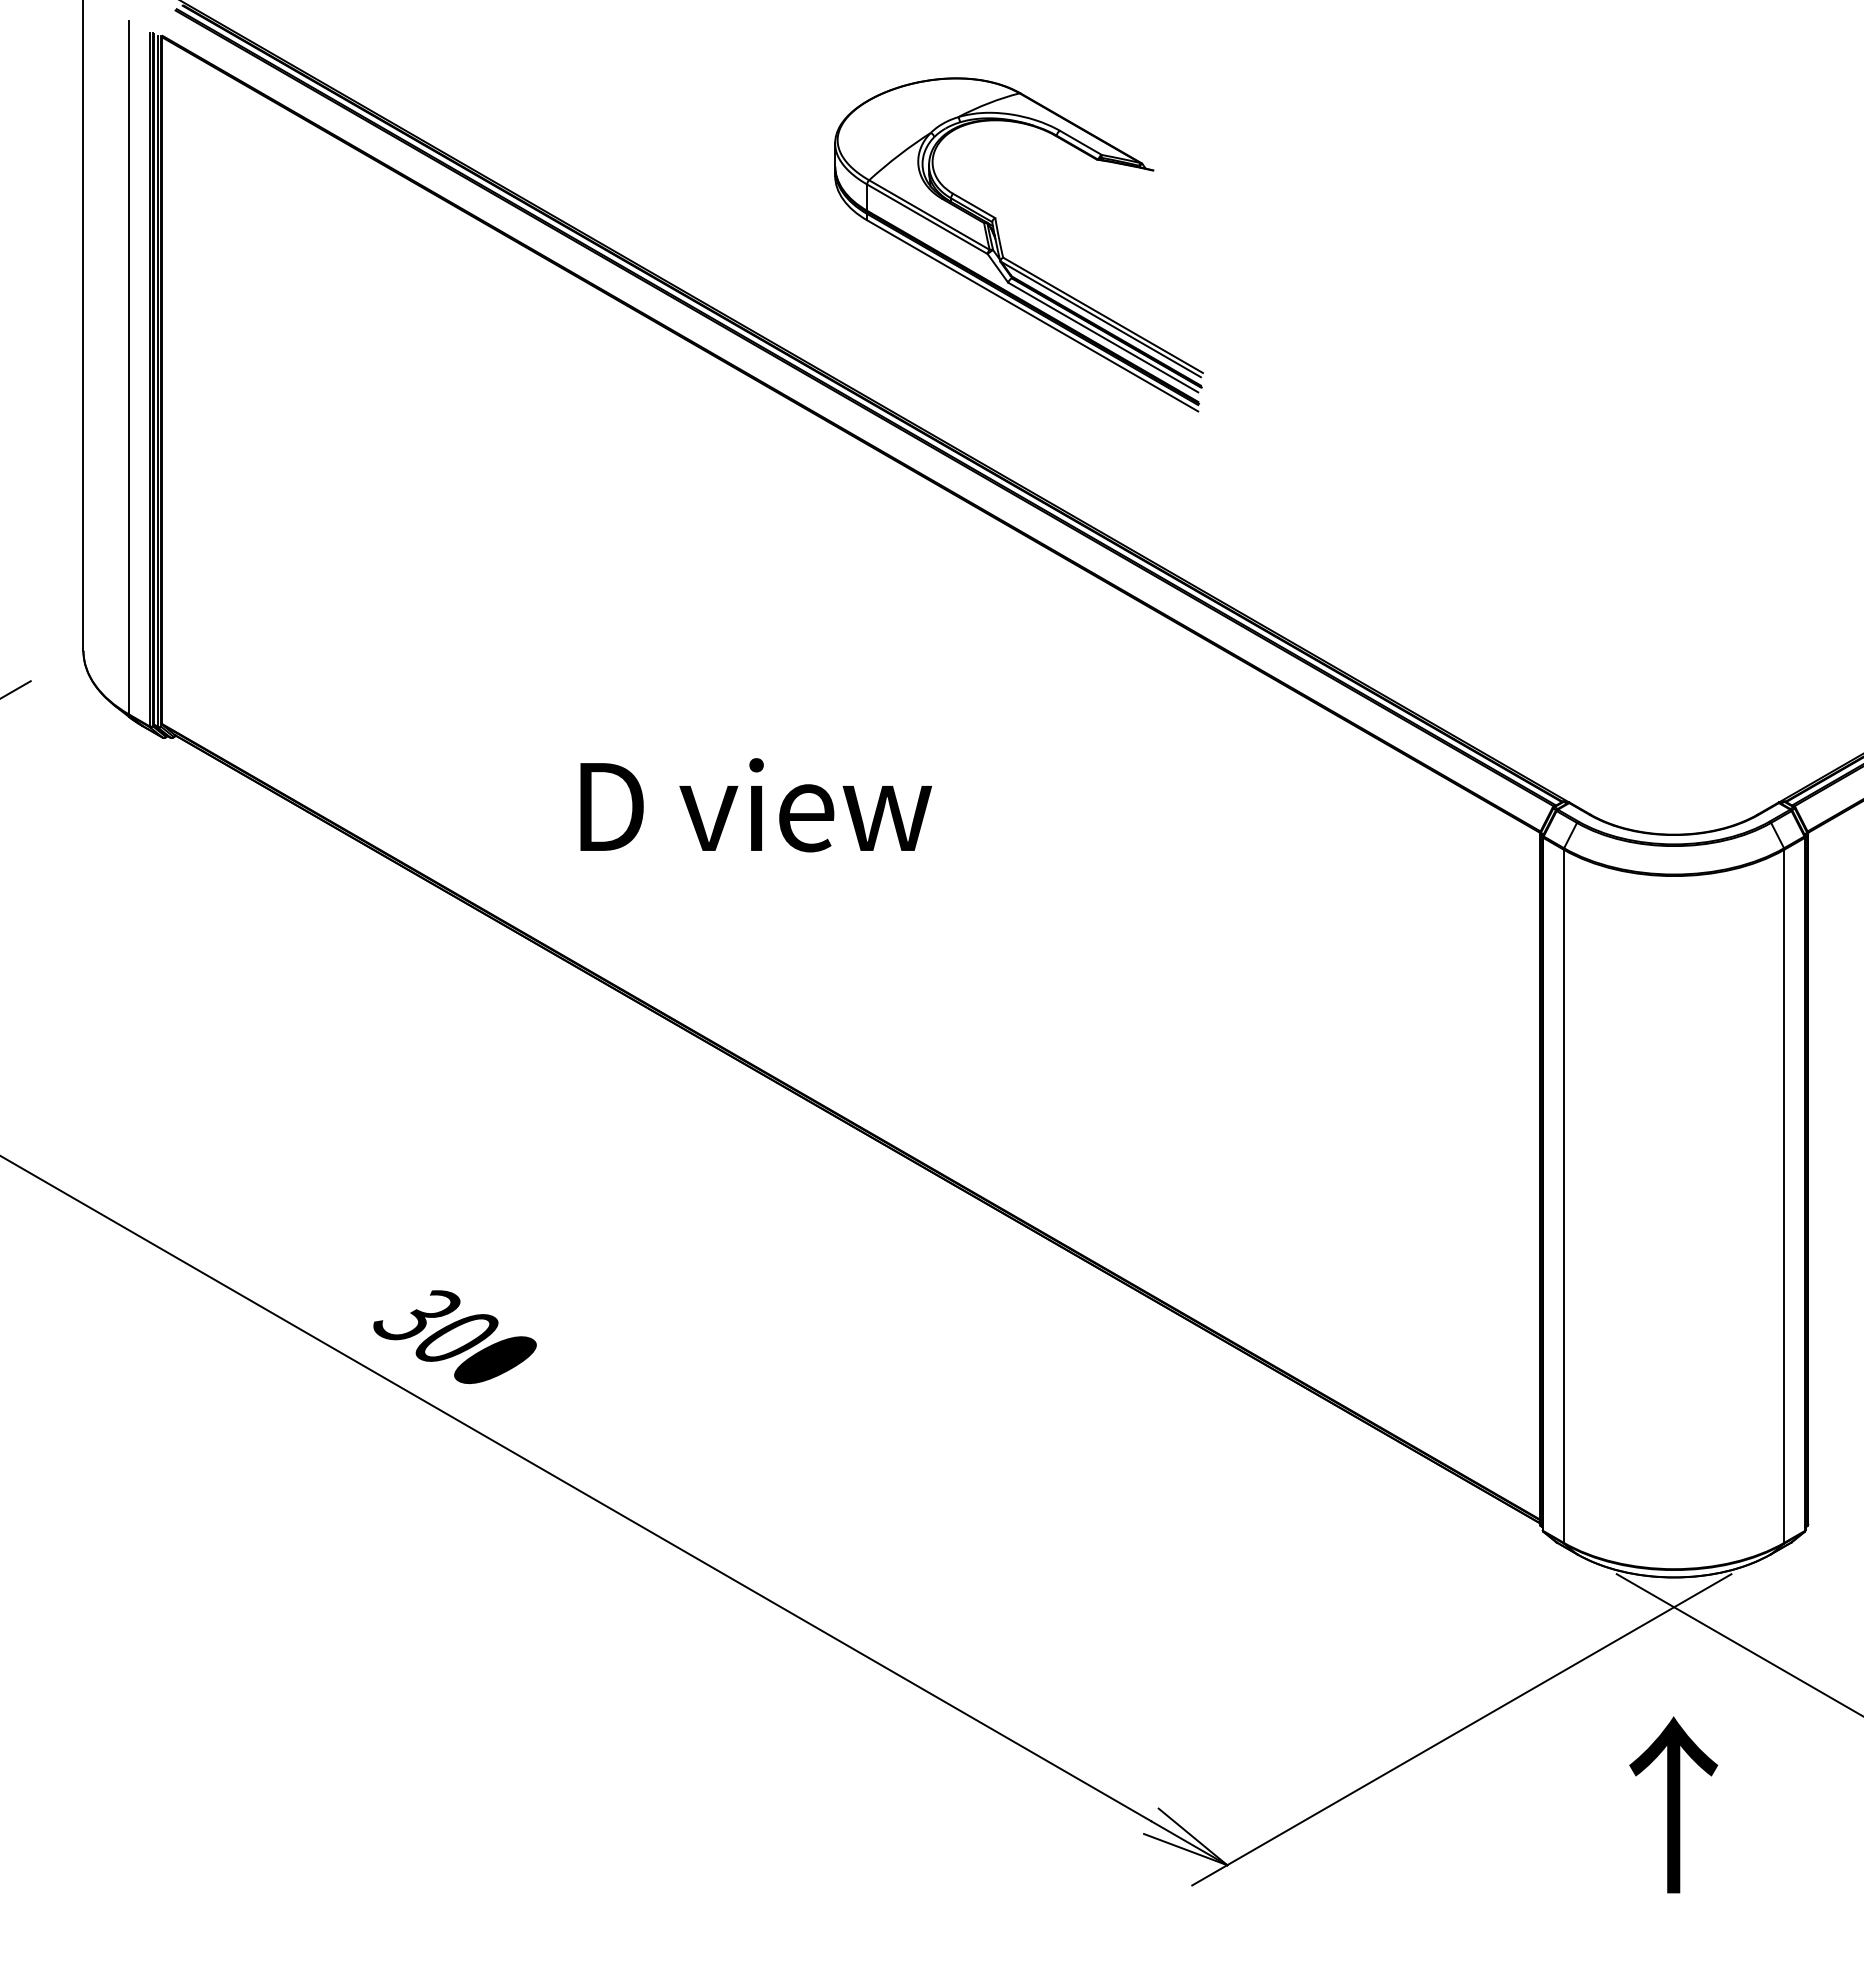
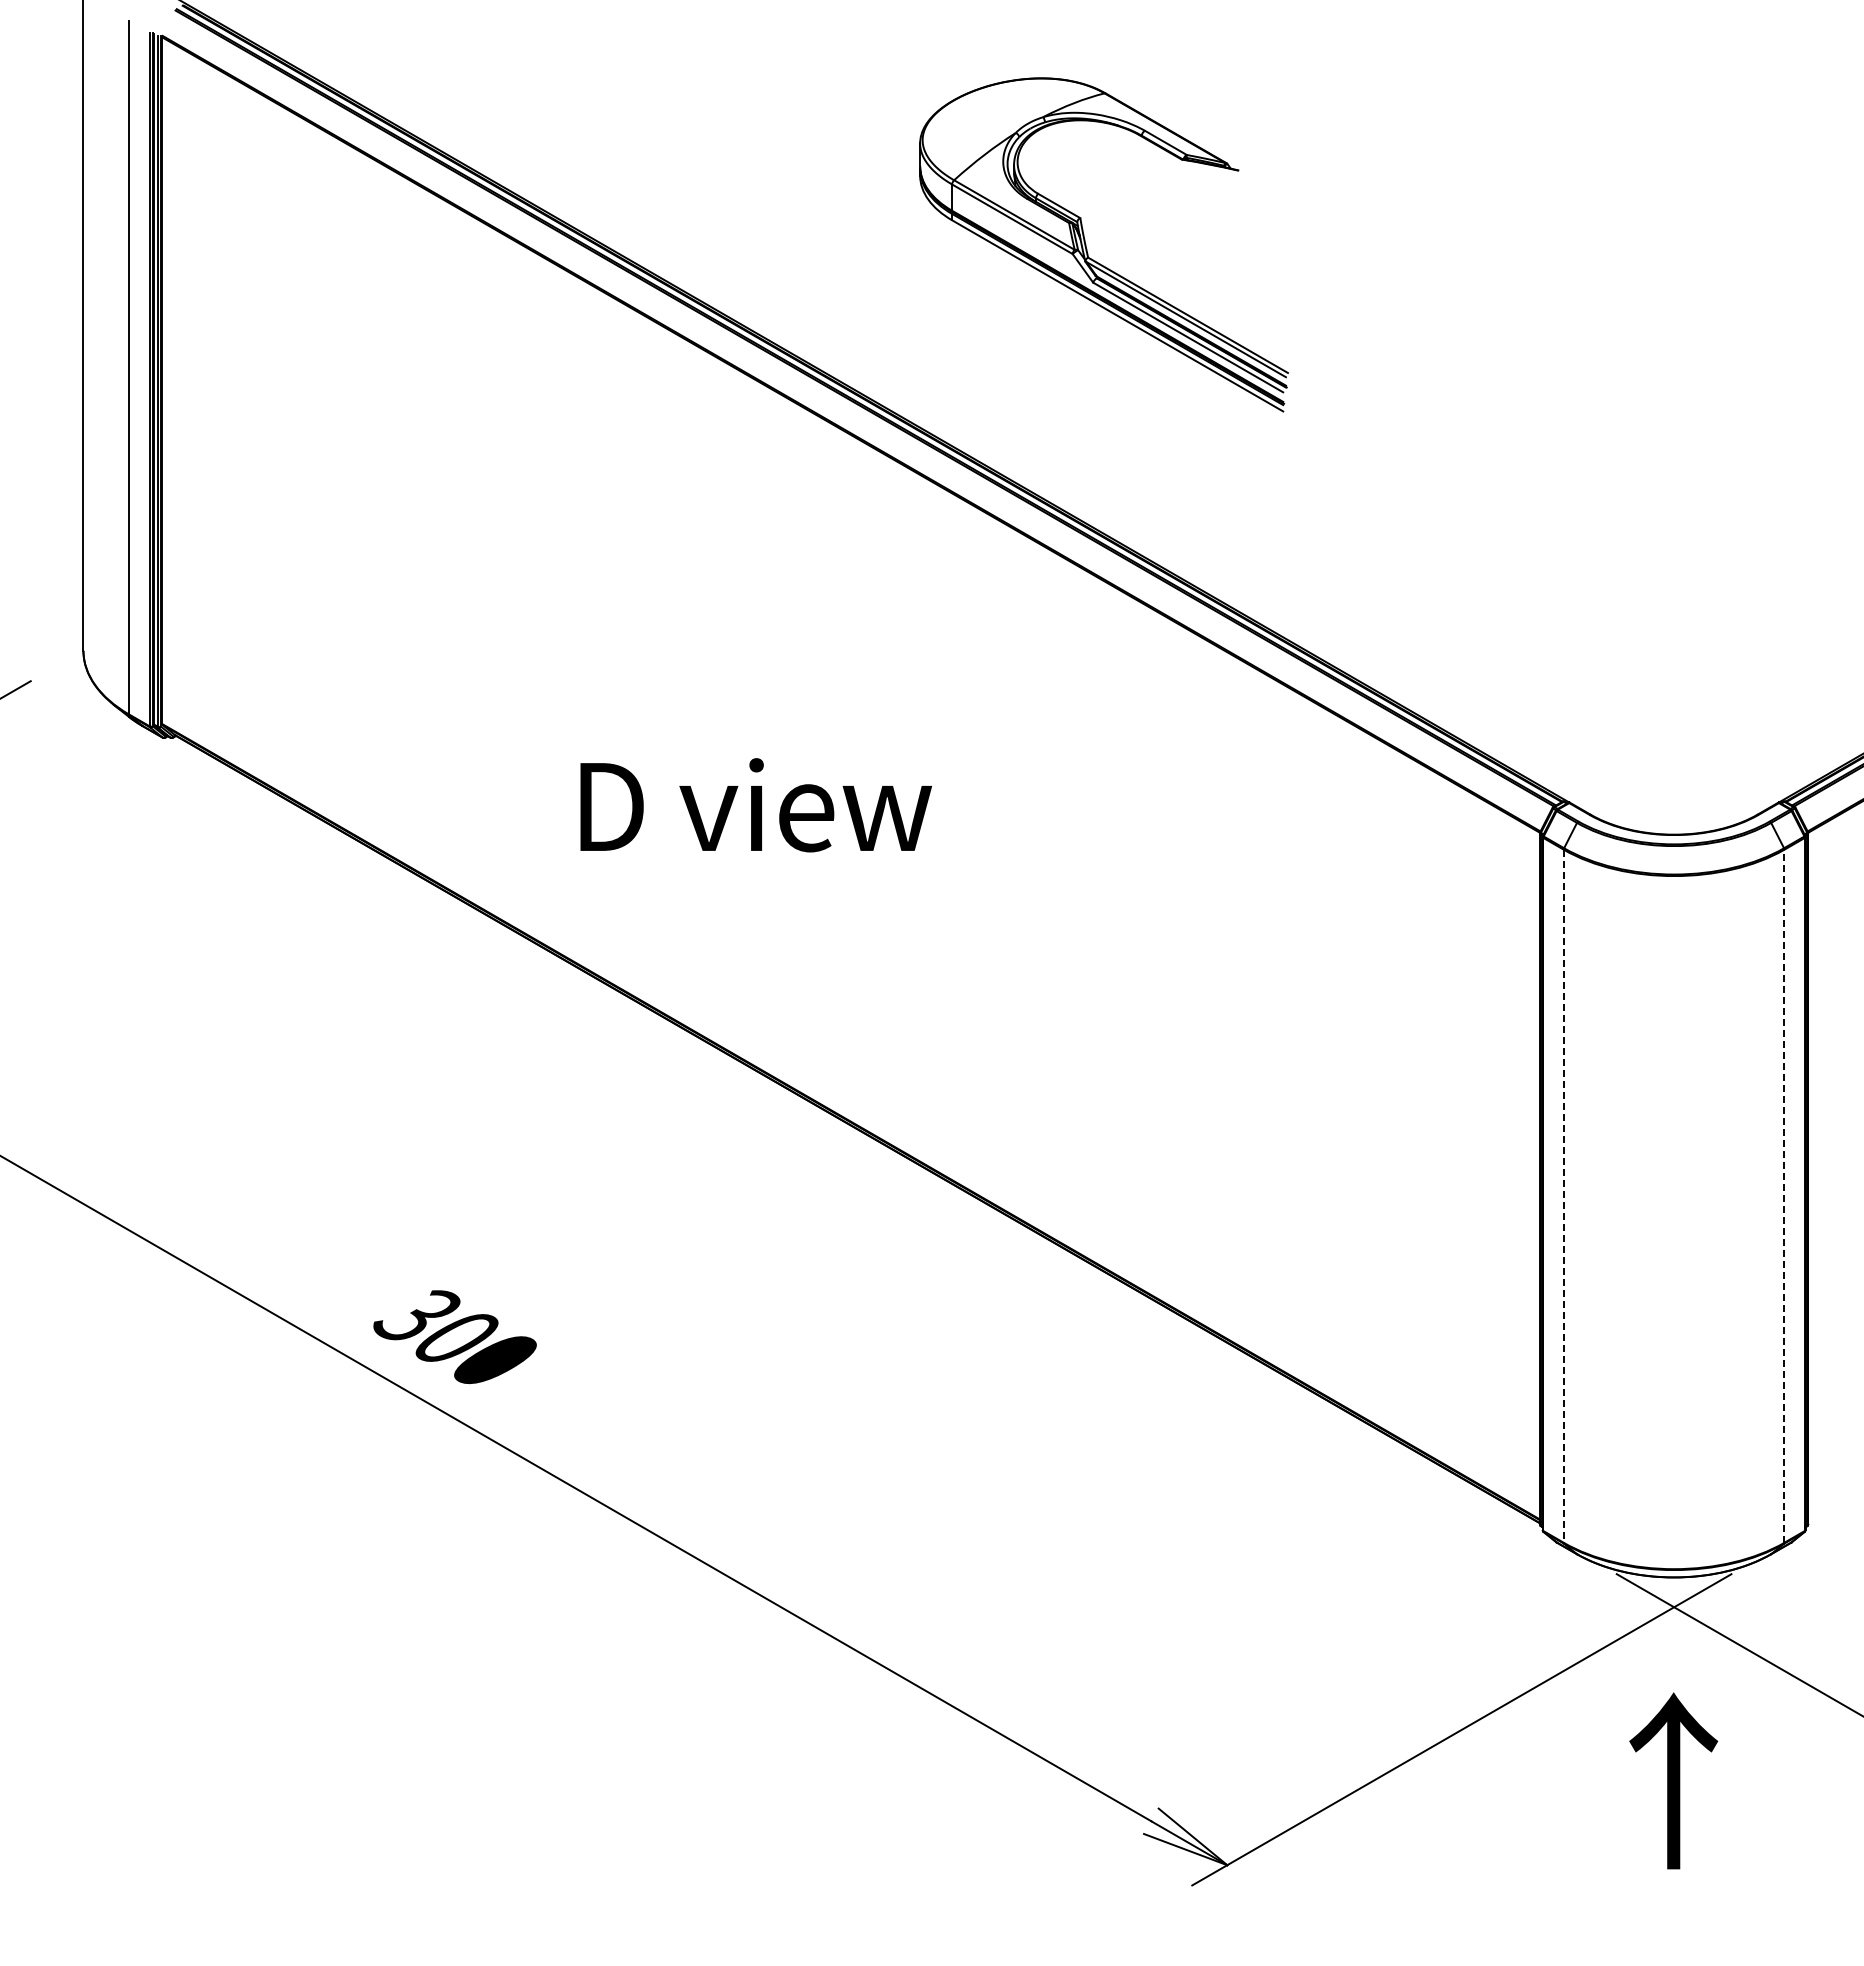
part position: (1002, 249) -> (1087, 249) (1087, 249)
line: solid -> dashed (1563, 1196)
line: solid -> dashed (1784, 1196)
text position: (1673, 1804) -> (1673, 1780) (1673, 1780)
